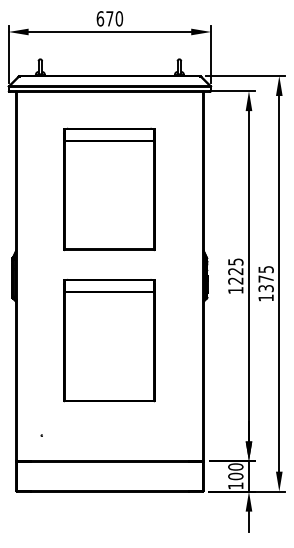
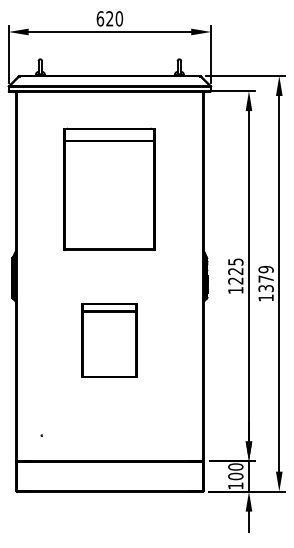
text: 670 -> 620 (109, 18)
text: 1375 -> 1379 (265, 269)
part size: 93x124 px -> 57x75 px (109, 340)
